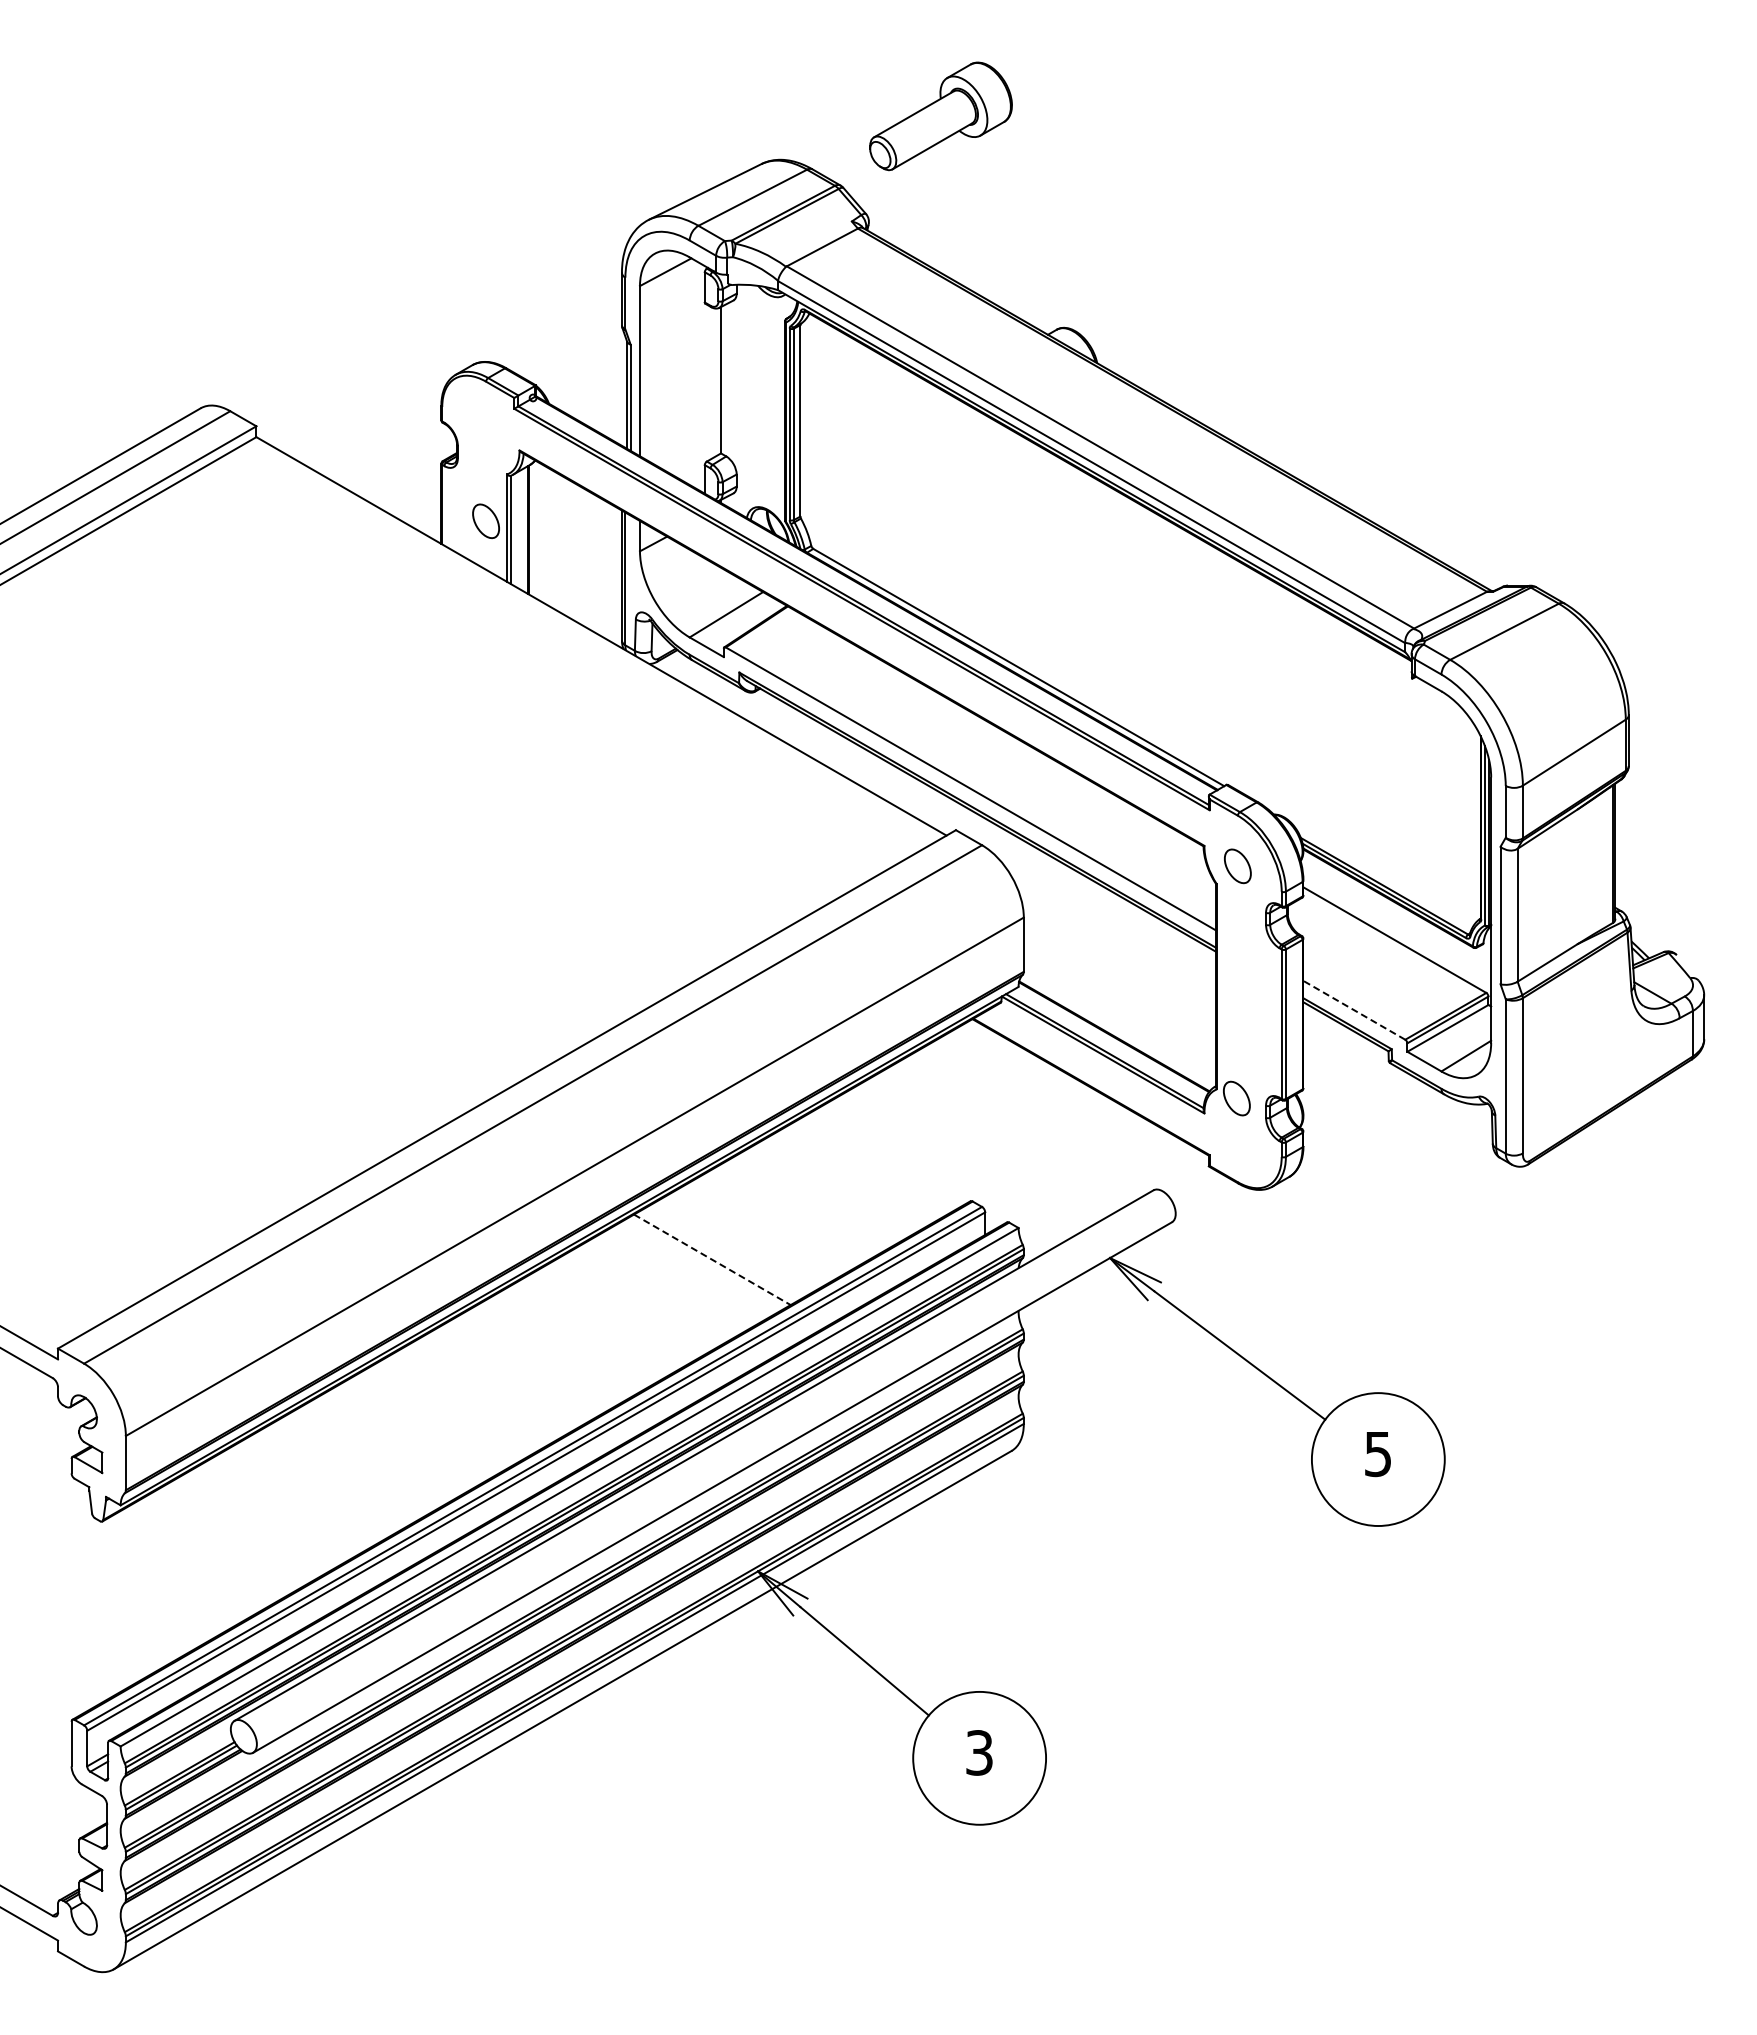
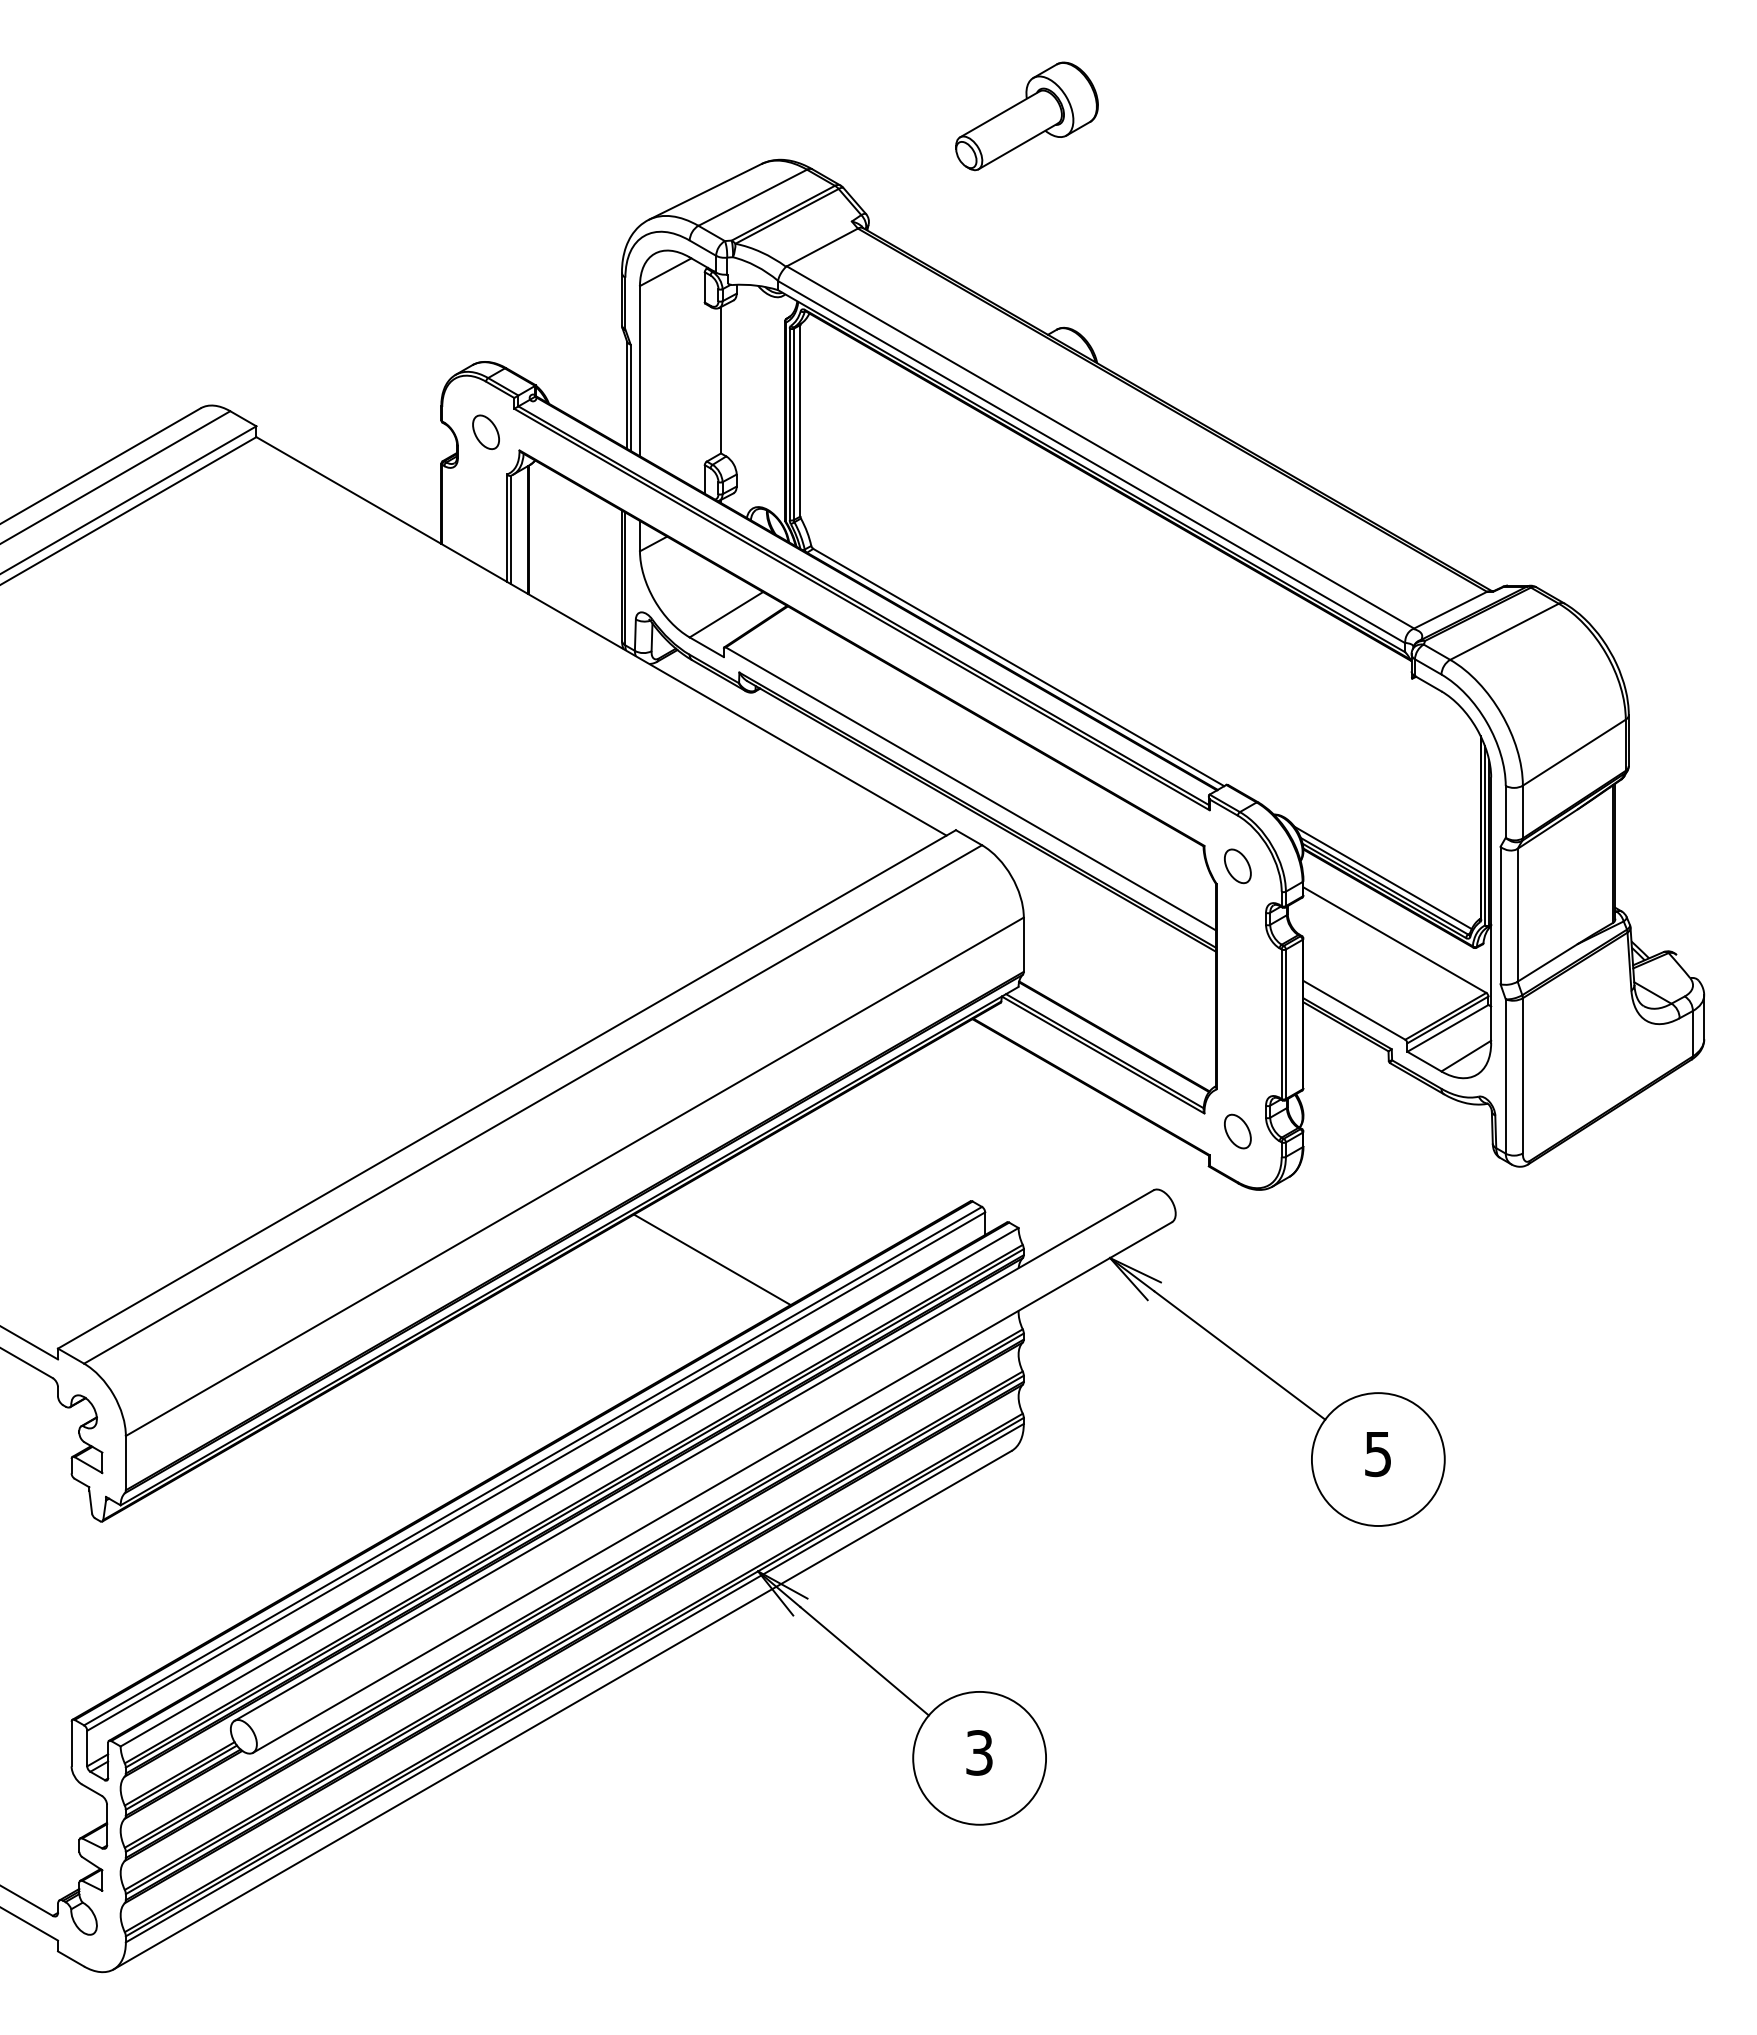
part position: (940, 116) -> (1026, 116) (1026, 116)
part position: (485, 520) -> (485, 431) (485, 431)
line: none -> present (1382, 877)
line: dashed -> solid (1354, 1010)
part position: (1236, 1098) -> (1237, 1131) (1237, 1131)
line: dashed -> solid (712, 1260)
